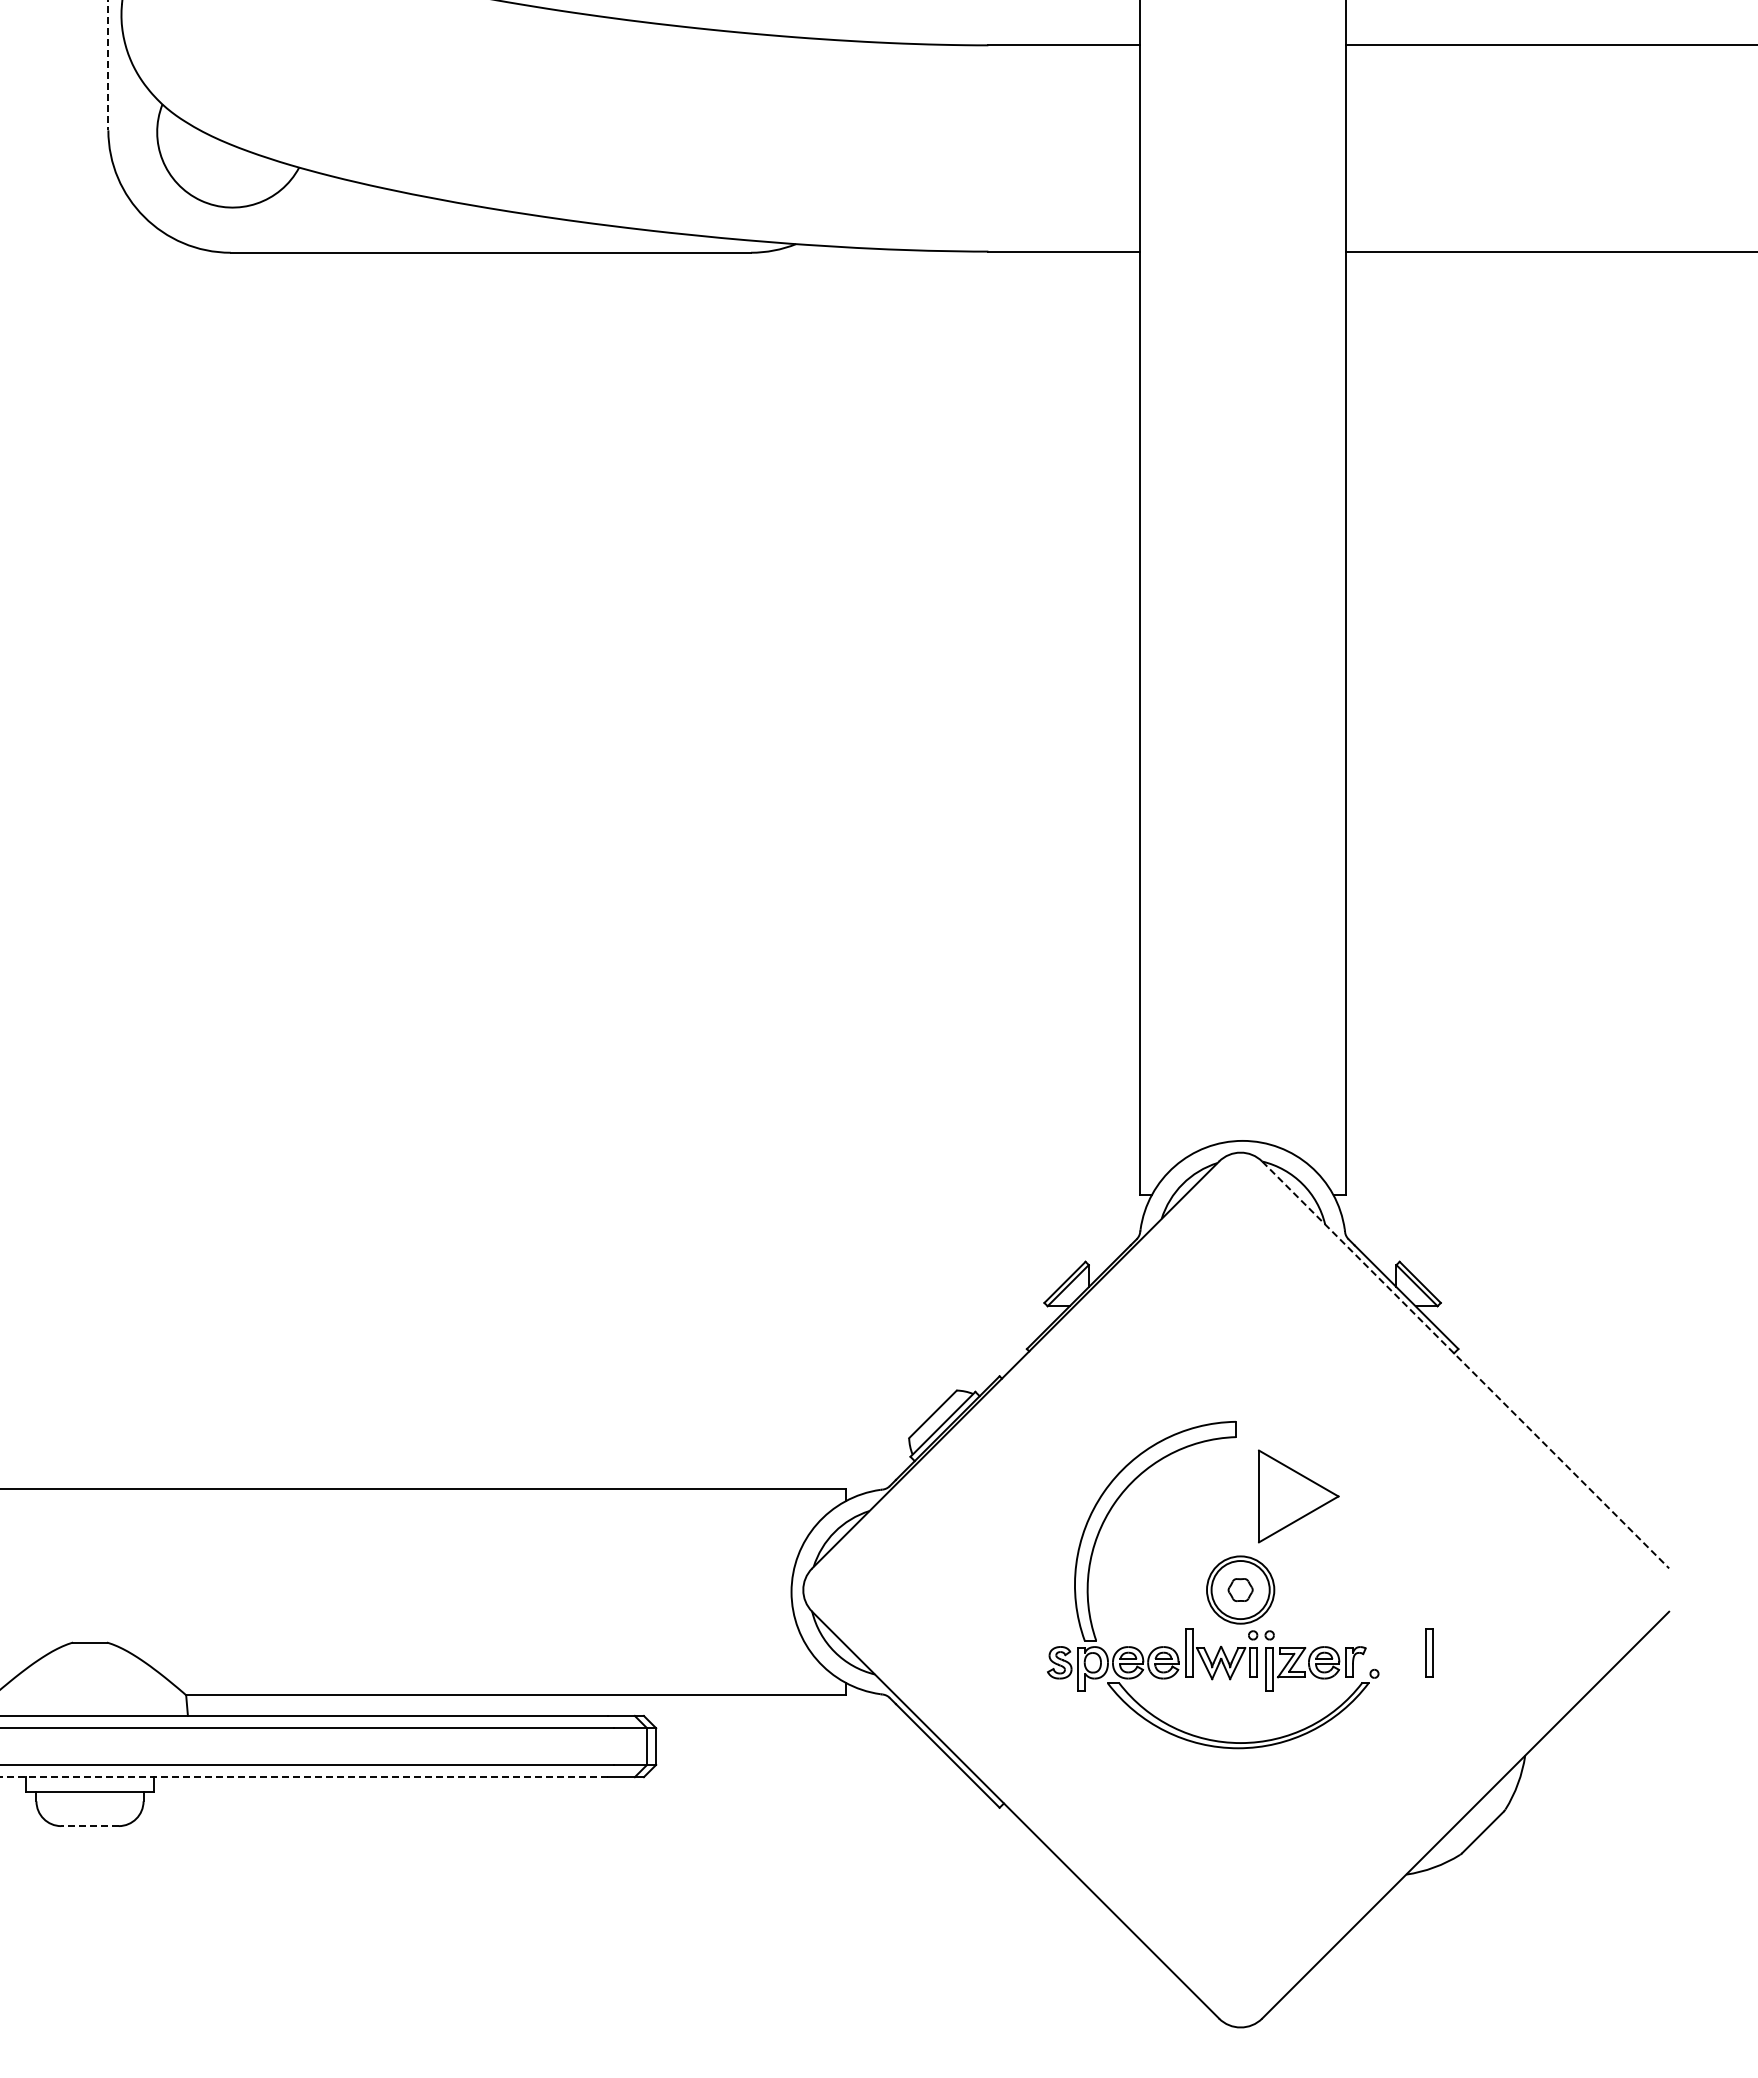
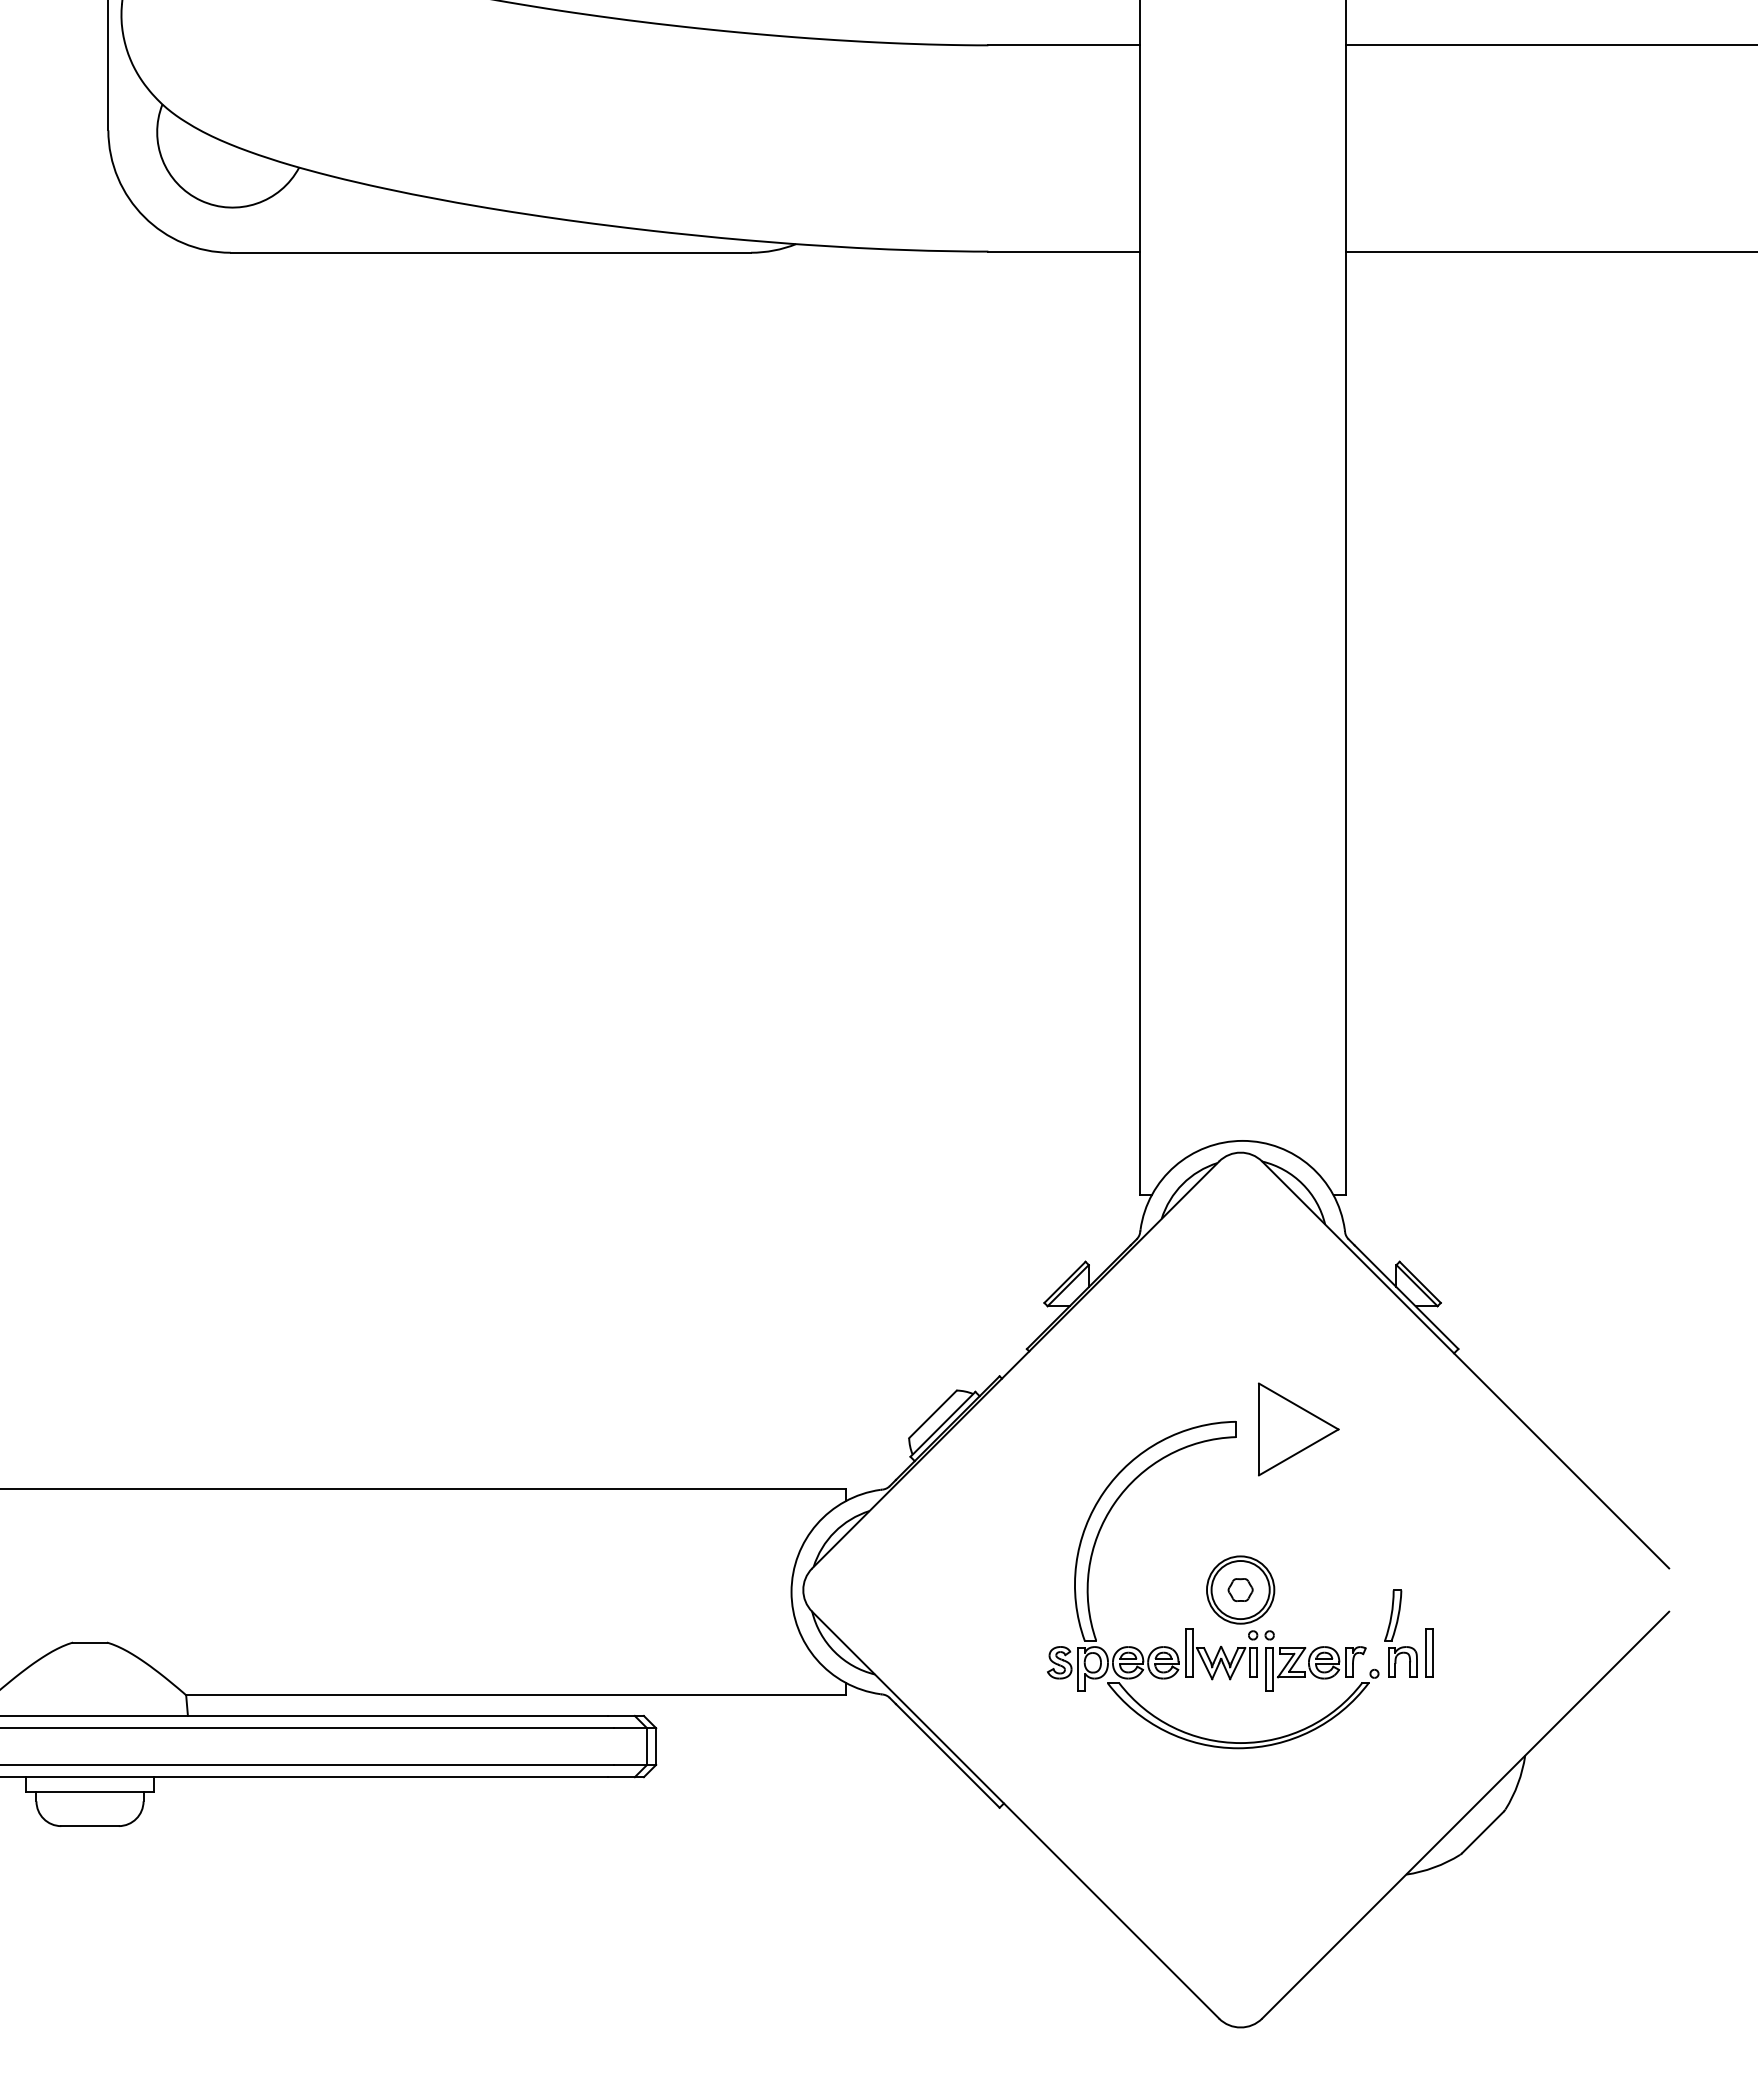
line: dashed -> solid (108, 65)
line: dashed -> solid (1465, 1365)
part position: (1298, 1496) -> (1298, 1429) (1298, 1429)
part: none -> present (1400, 1633)
line: dashed -> solid (304, 1777)
line: dashed -> solid (90, 1826)
